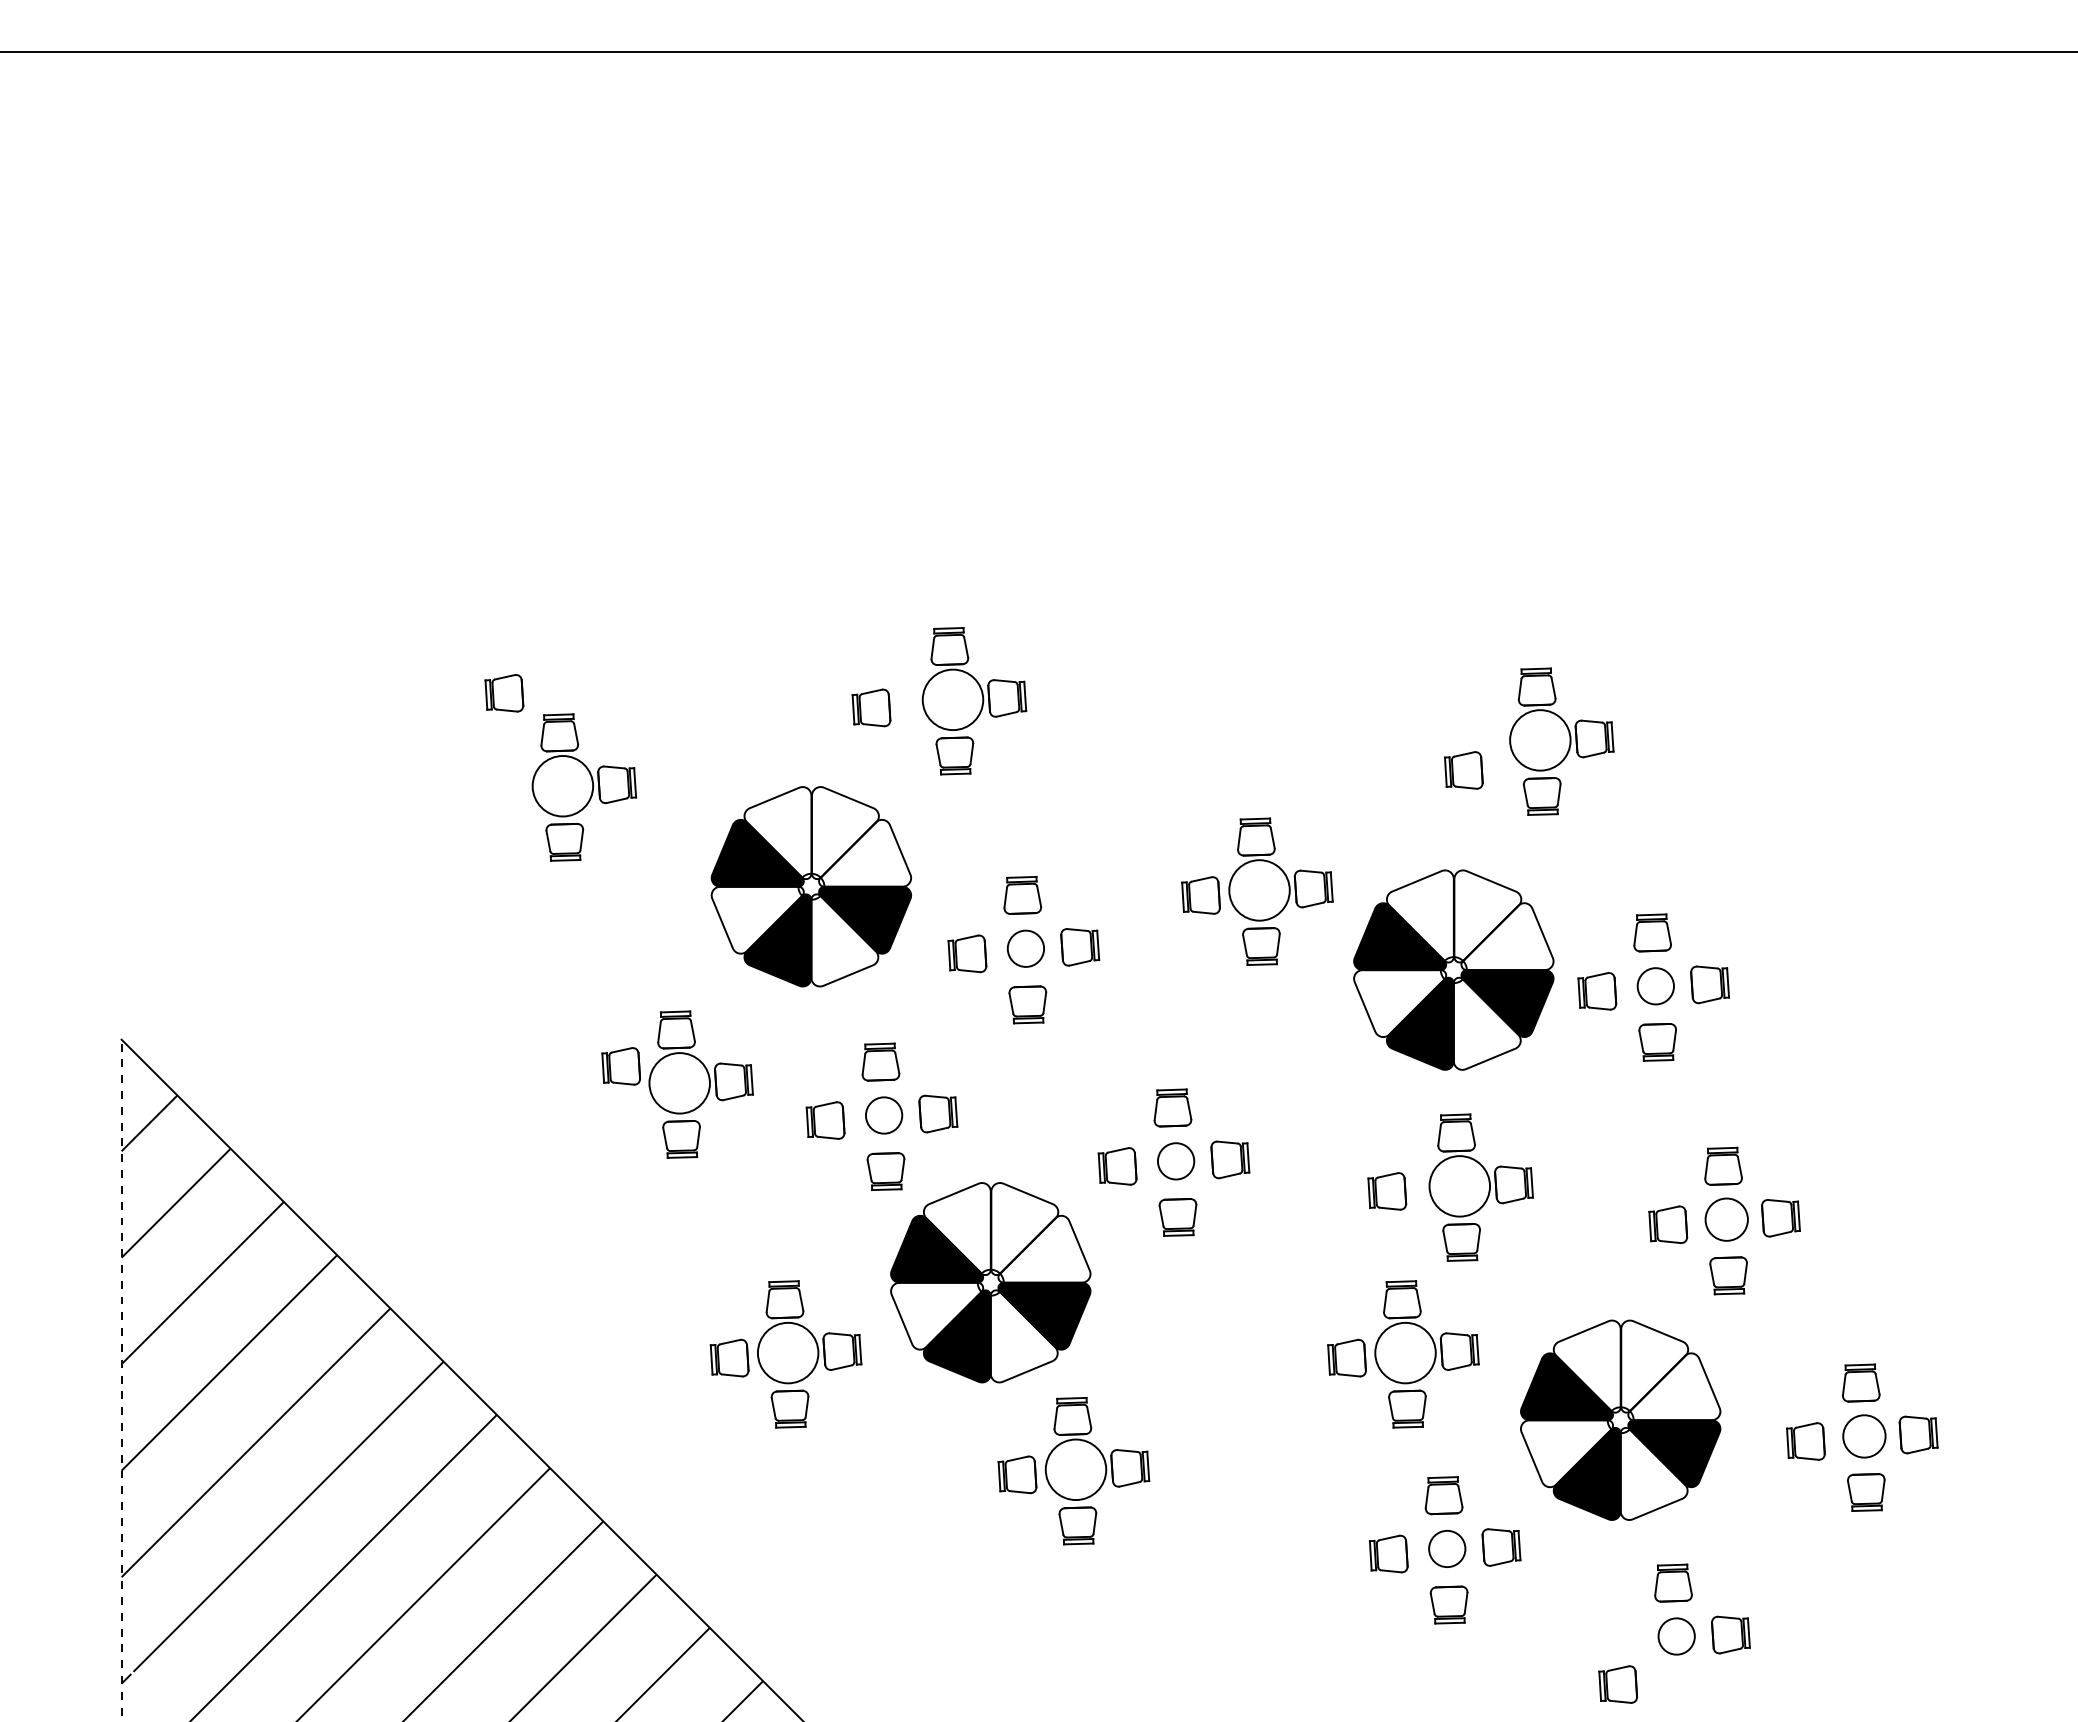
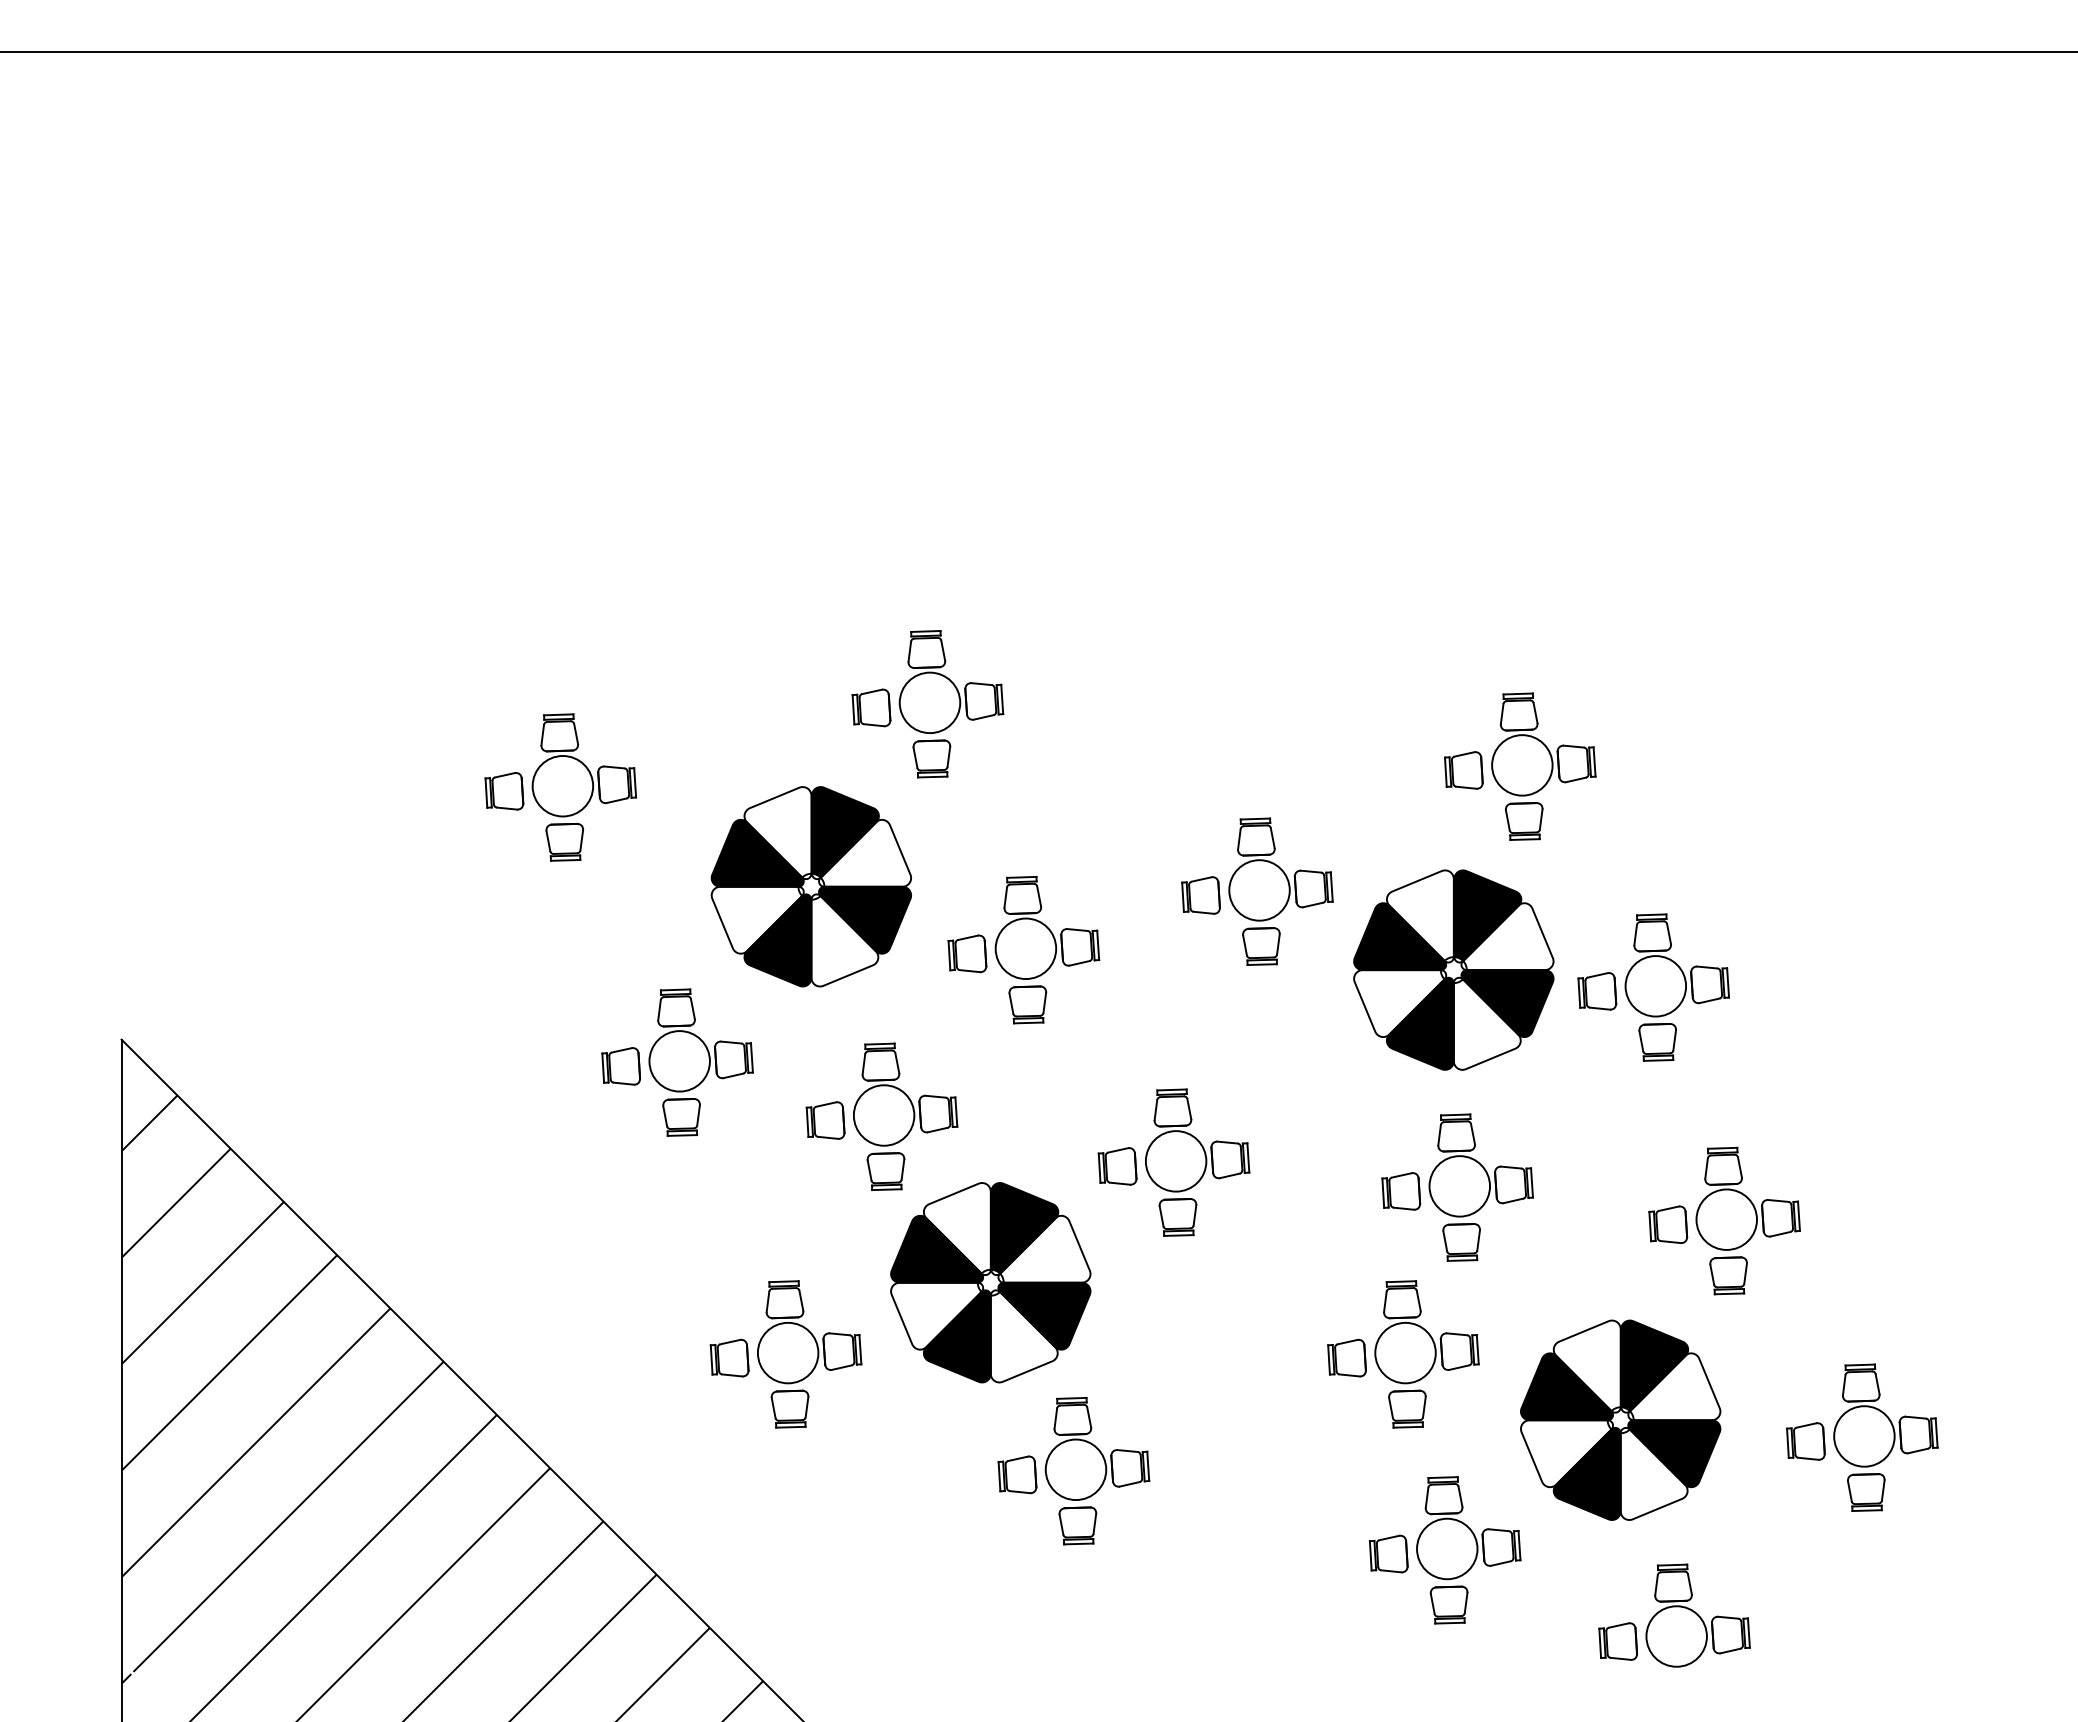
part position: (504, 693) -> (504, 791) (504, 791)
part position: (974, 701) -> (951, 704) (951, 704)
part position: (1561, 741) -> (1543, 766) (1543, 766)
fill: none -> present (844, 832)
fill: none -> present (1487, 915)
circle diameter: 36 px -> 60 px (1025, 948)
circle diameter: 36 px -> 60 px (1655, 986)
part position: (700, 1084) -> (700, 1062) (700, 1062)
circle diameter: 36 px -> 60 px (883, 1115)
circle diameter: 36 px -> 60 px (1175, 1161)
part position: (1387, 1191) -> (1401, 1191) (1401, 1191)
circle diameter: 42 px -> 60 px (1726, 1219)
fill: none -> present (1024, 1228)
fill: none -> present (1654, 1365)
line: dashed -> solid (121, 1380)
circle diameter: 42 px -> 60 px (1864, 1436)
circle diameter: 36 px -> 60 px (1447, 1548)
circle diameter: 36 px -> 60 px (1676, 1636)
part position: (1617, 1684) -> (1617, 1641) (1617, 1641)
